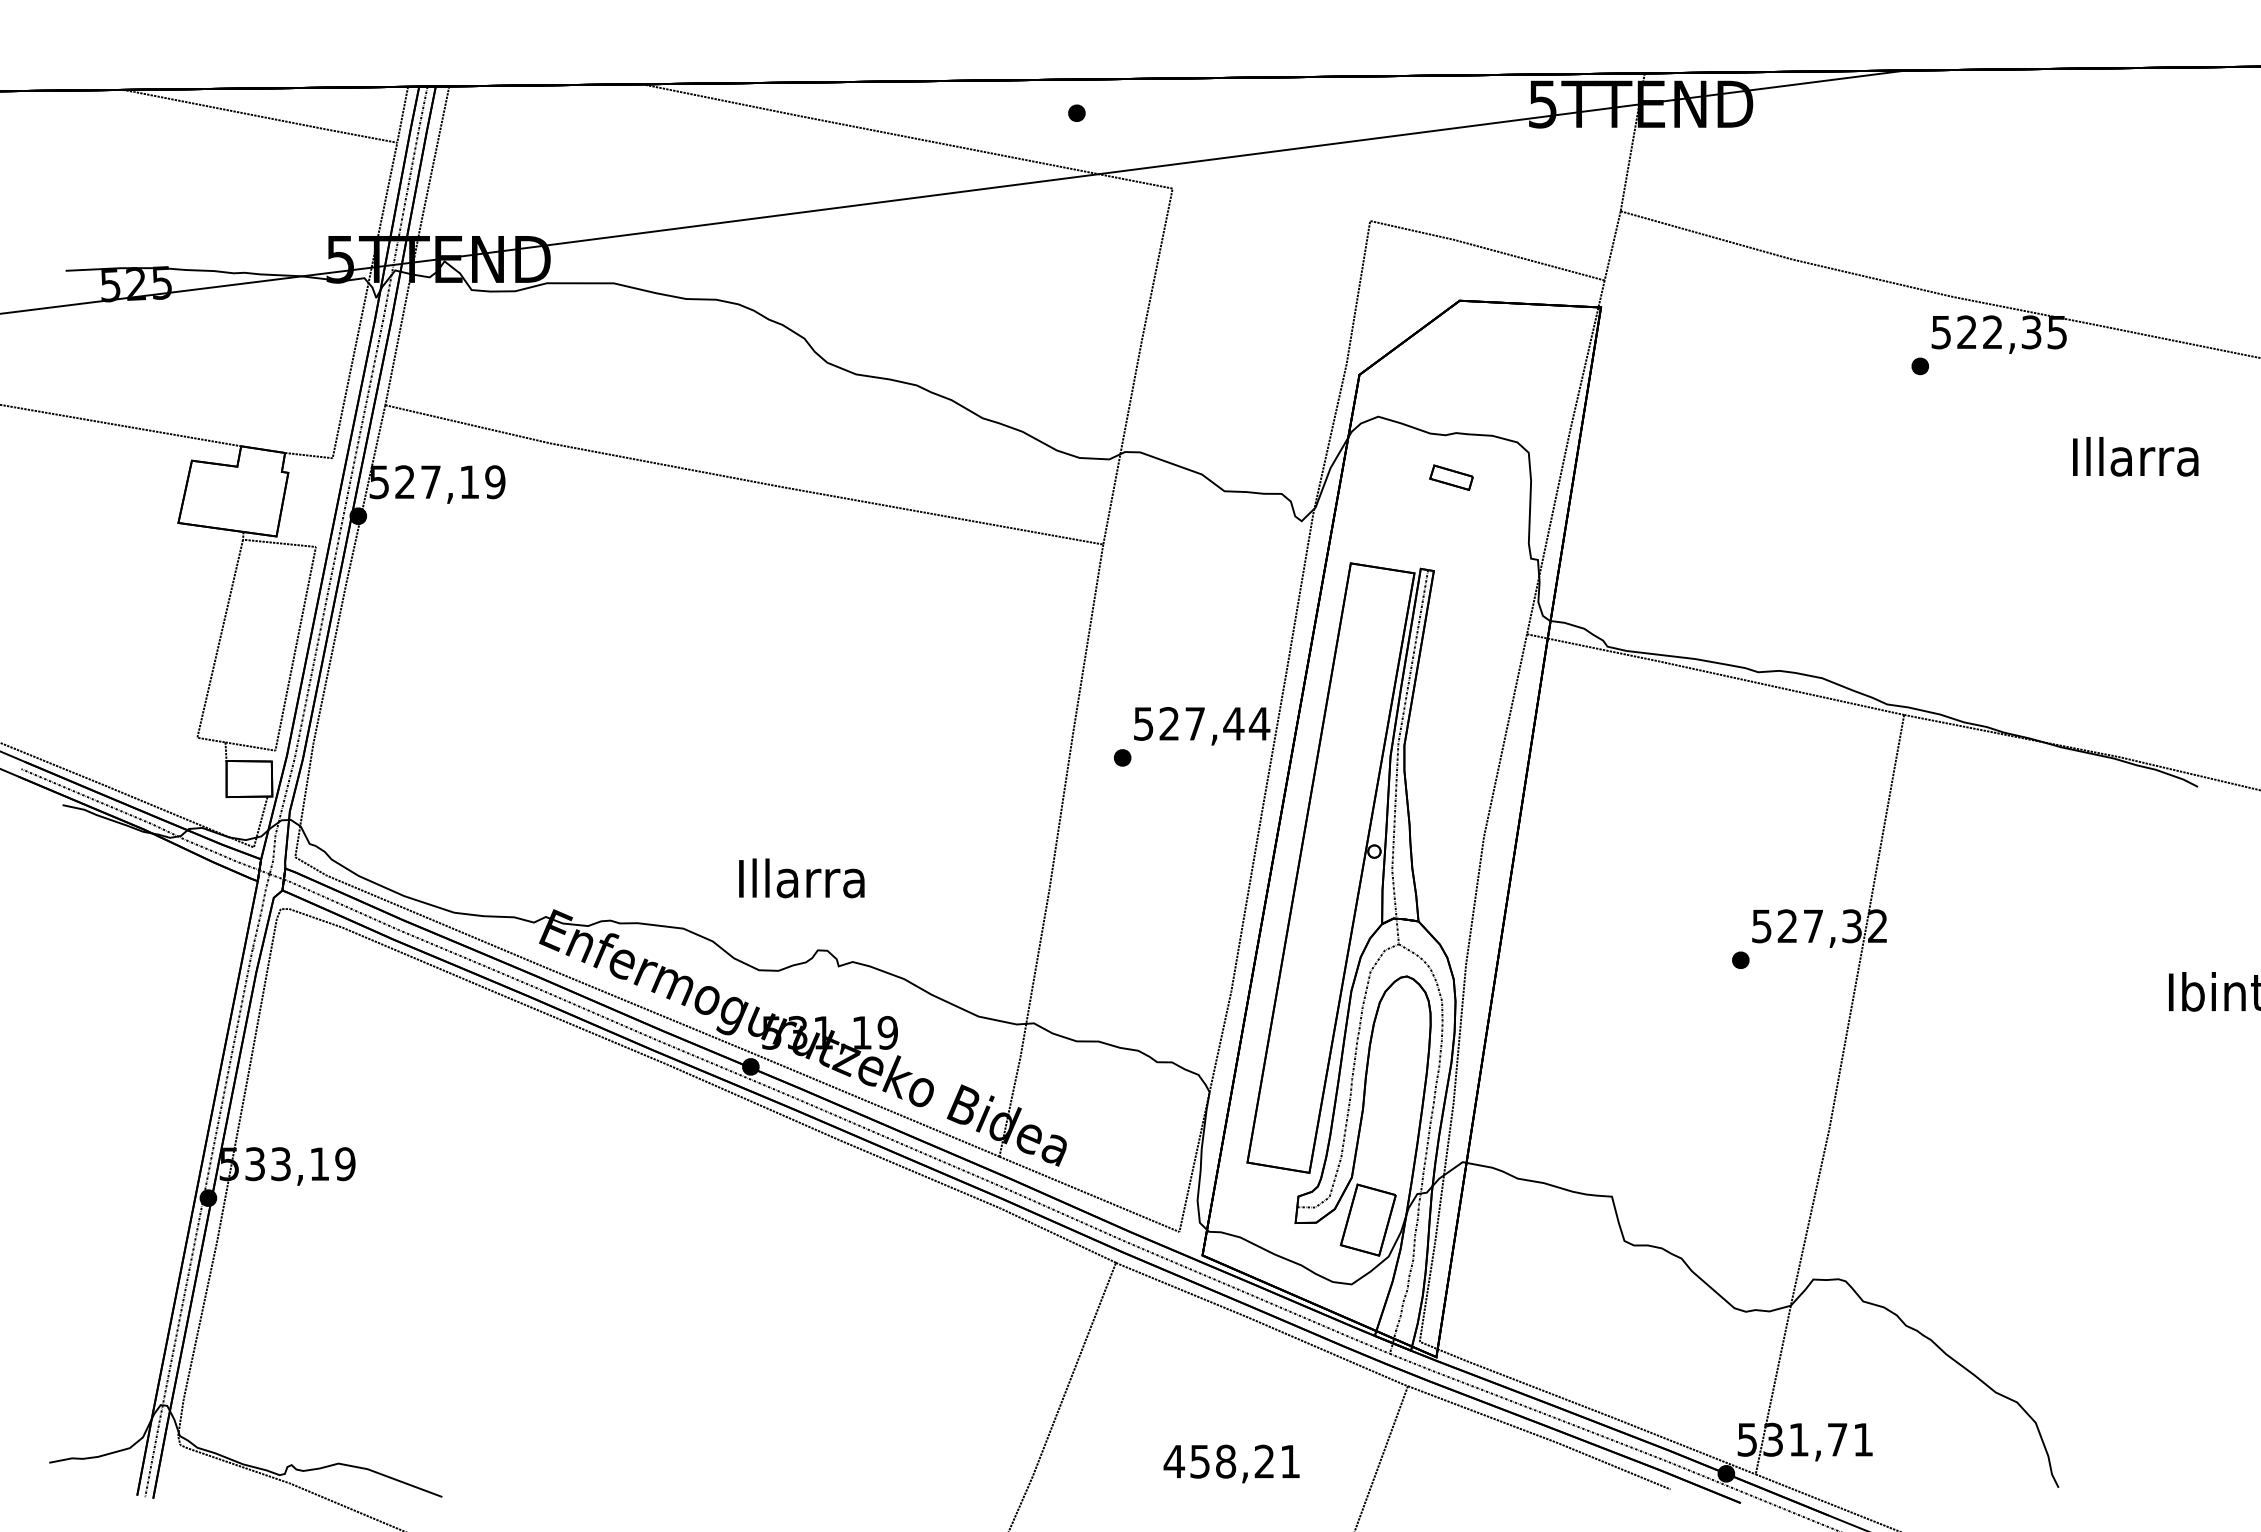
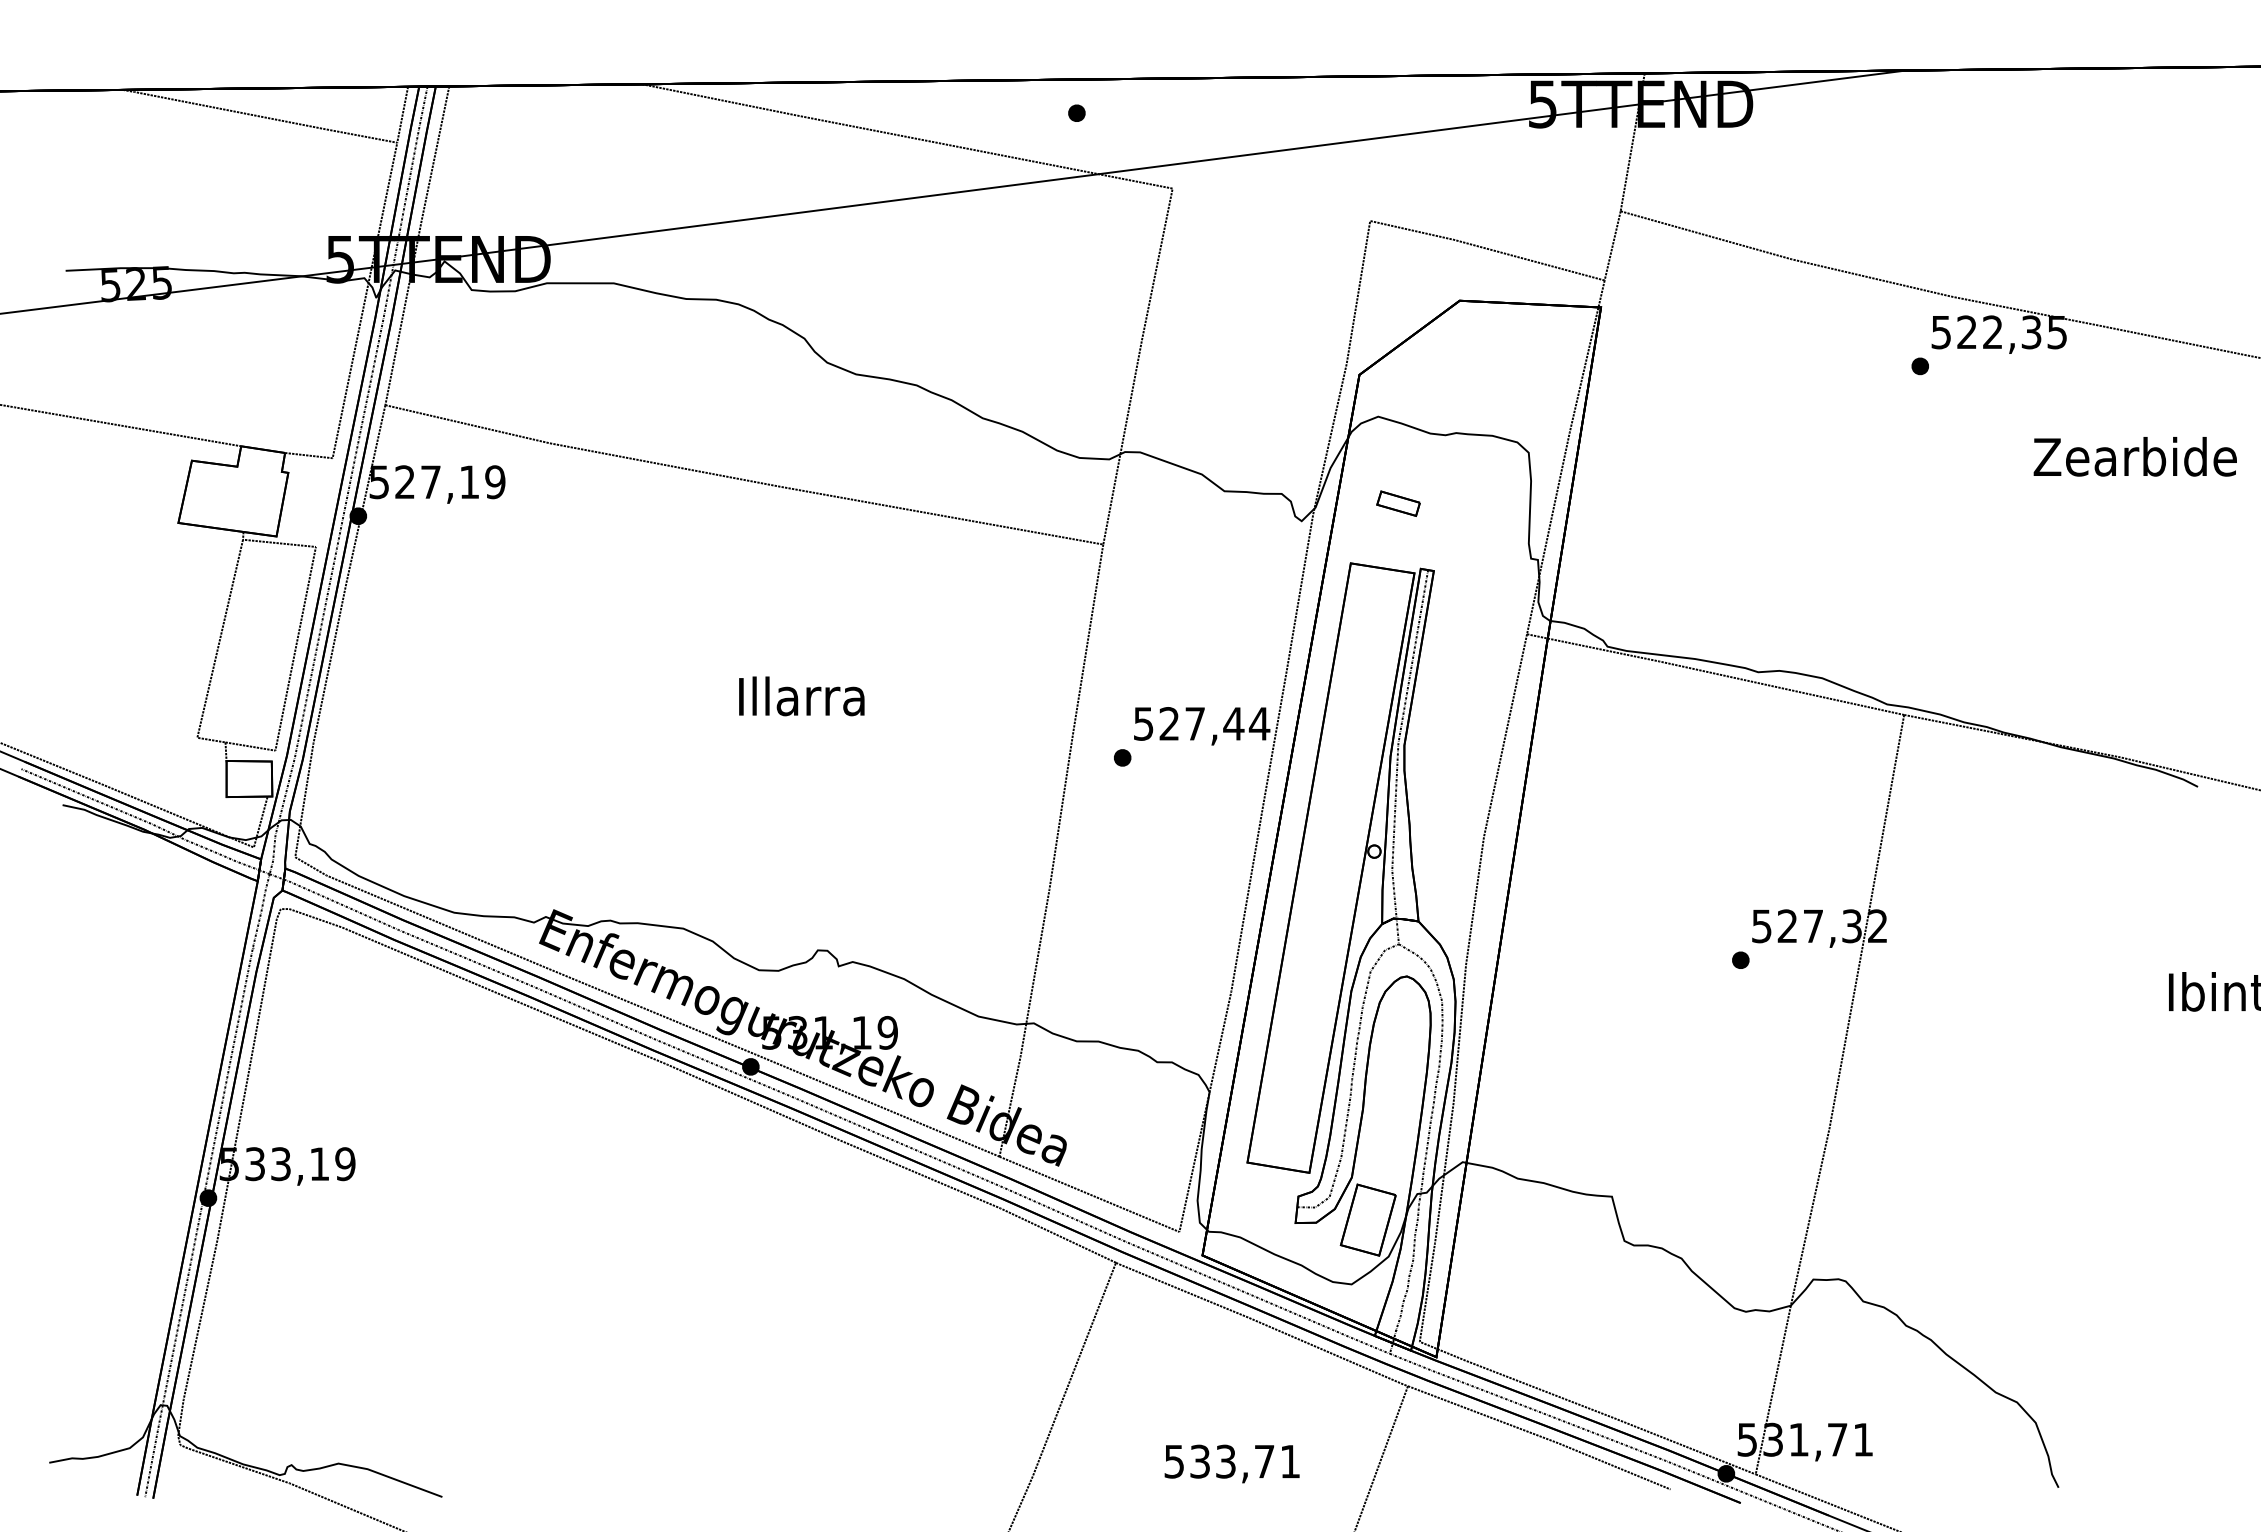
text: Illarra -> Zearbide (2134, 456)
part position: (1451, 477) -> (1398, 503) (1398, 503)
text position: (801, 878) -> (801, 696) (801, 696)
text: 458,21 -> 533,71 (1218, 1461)
